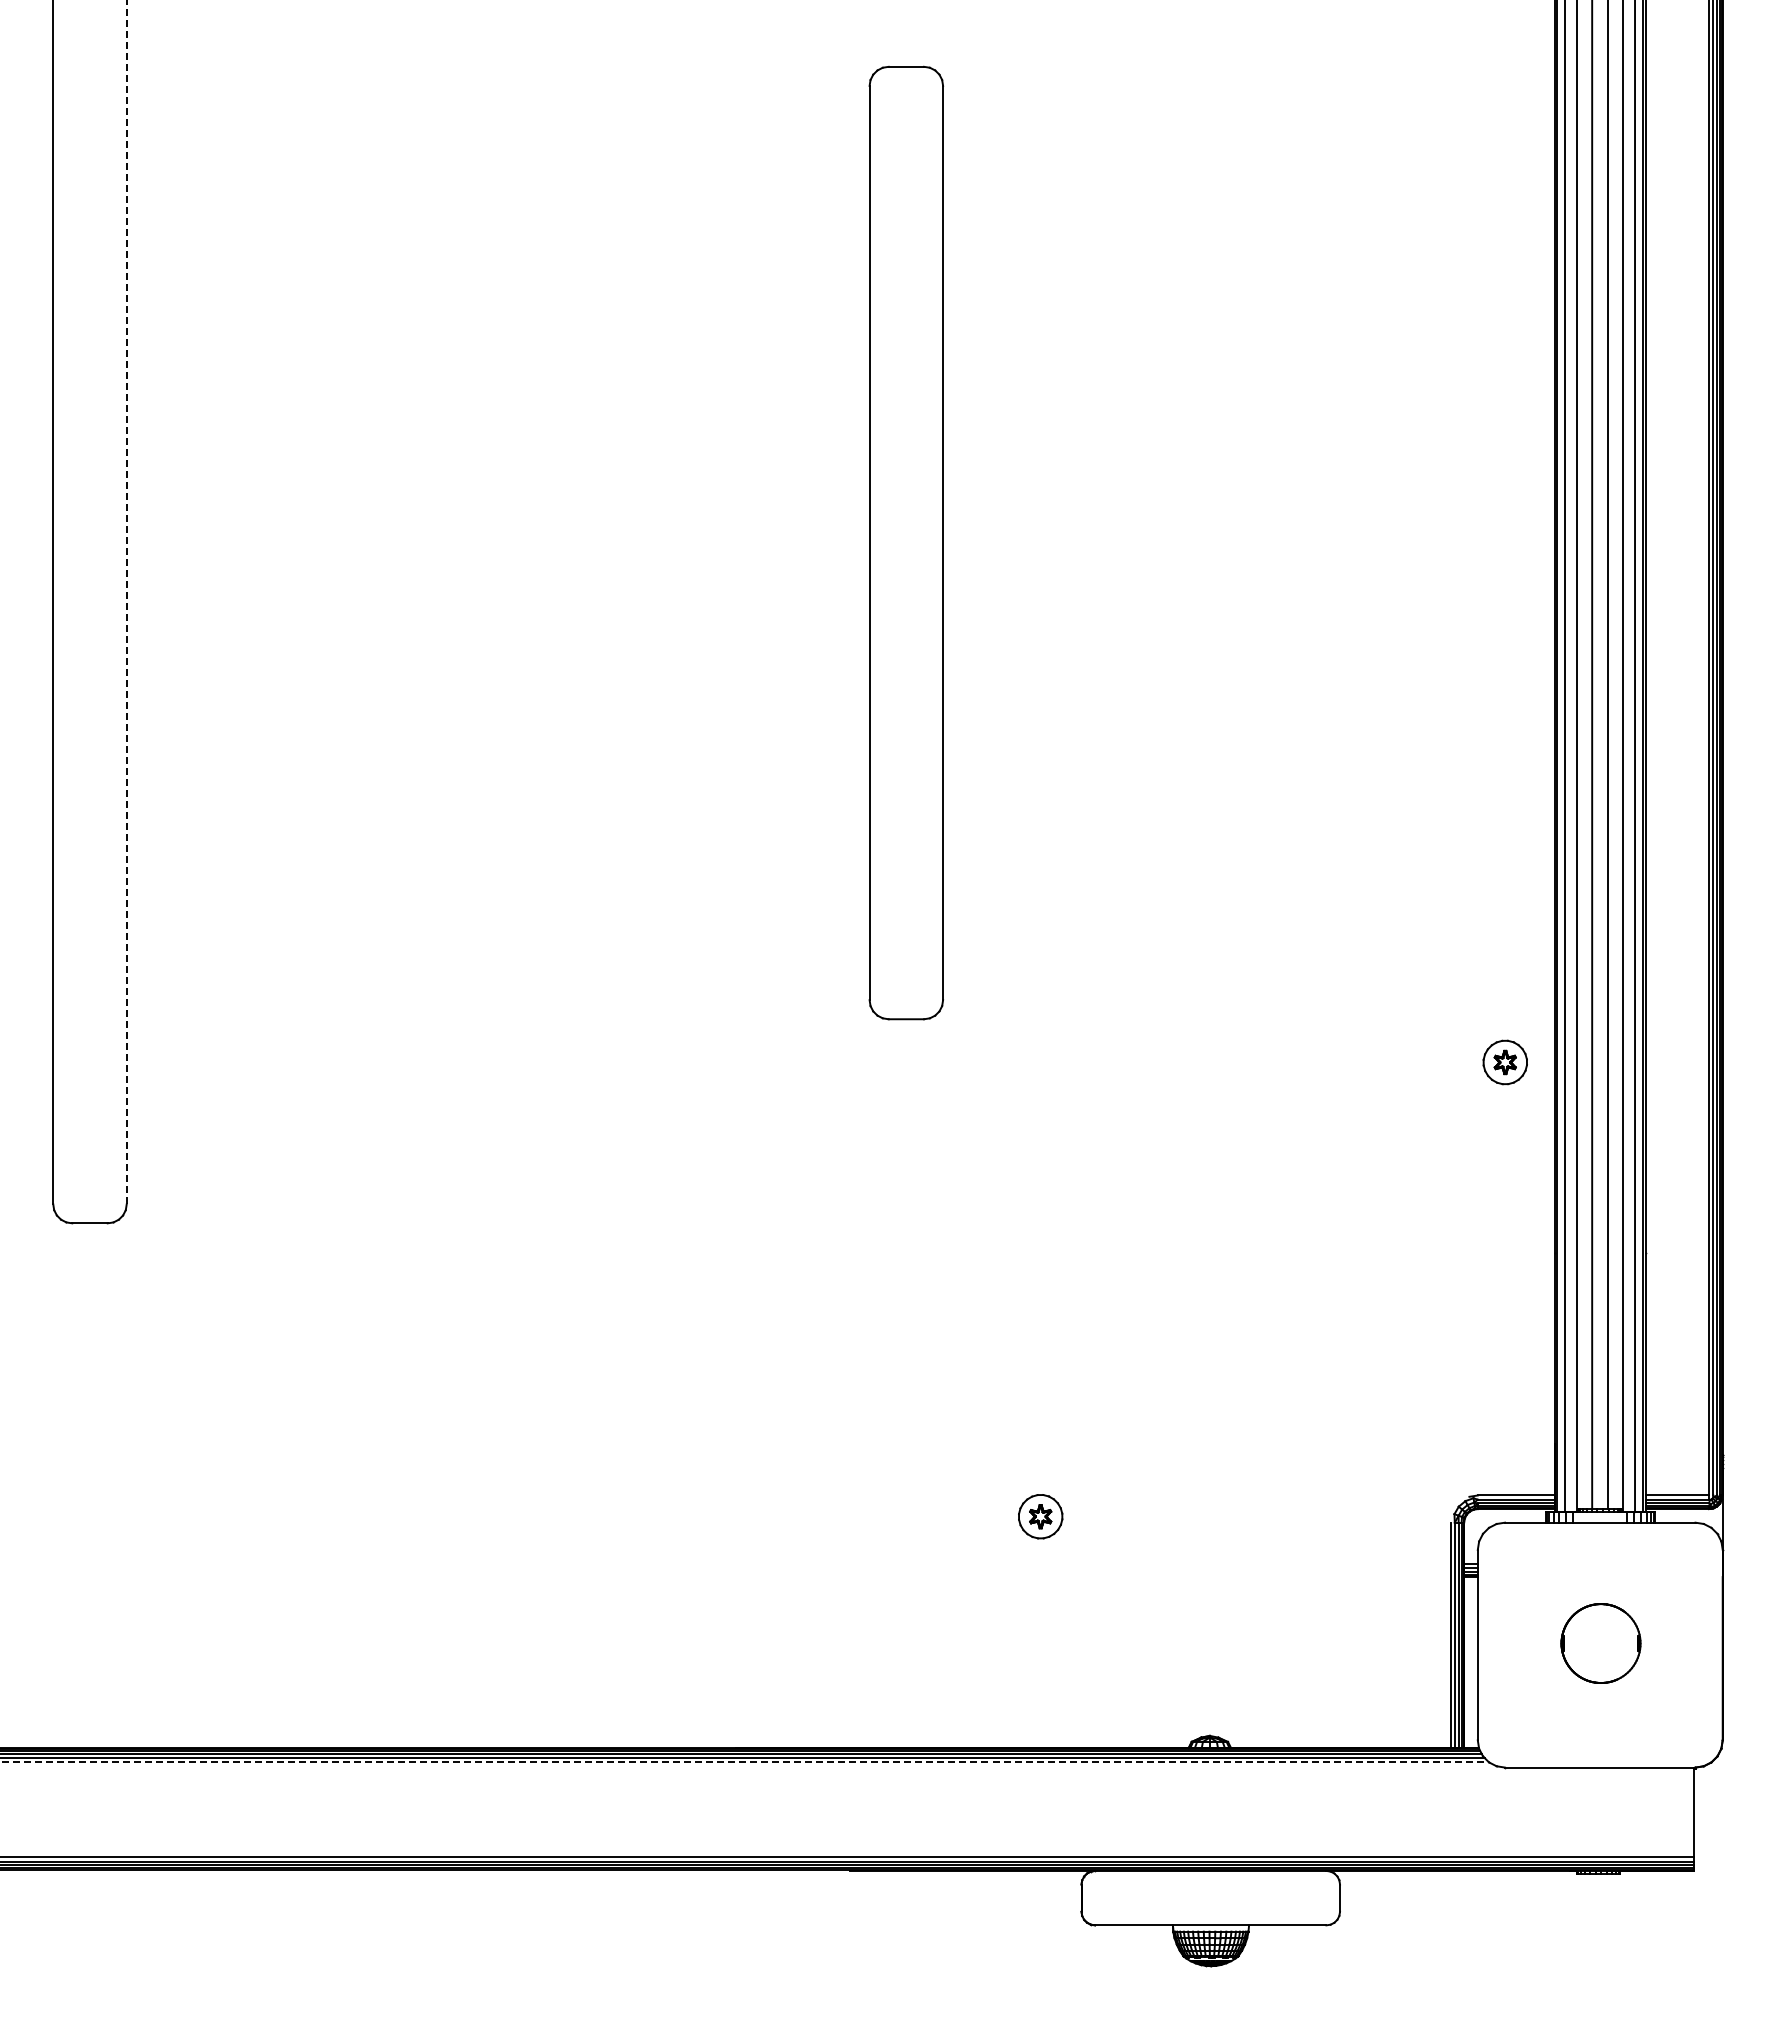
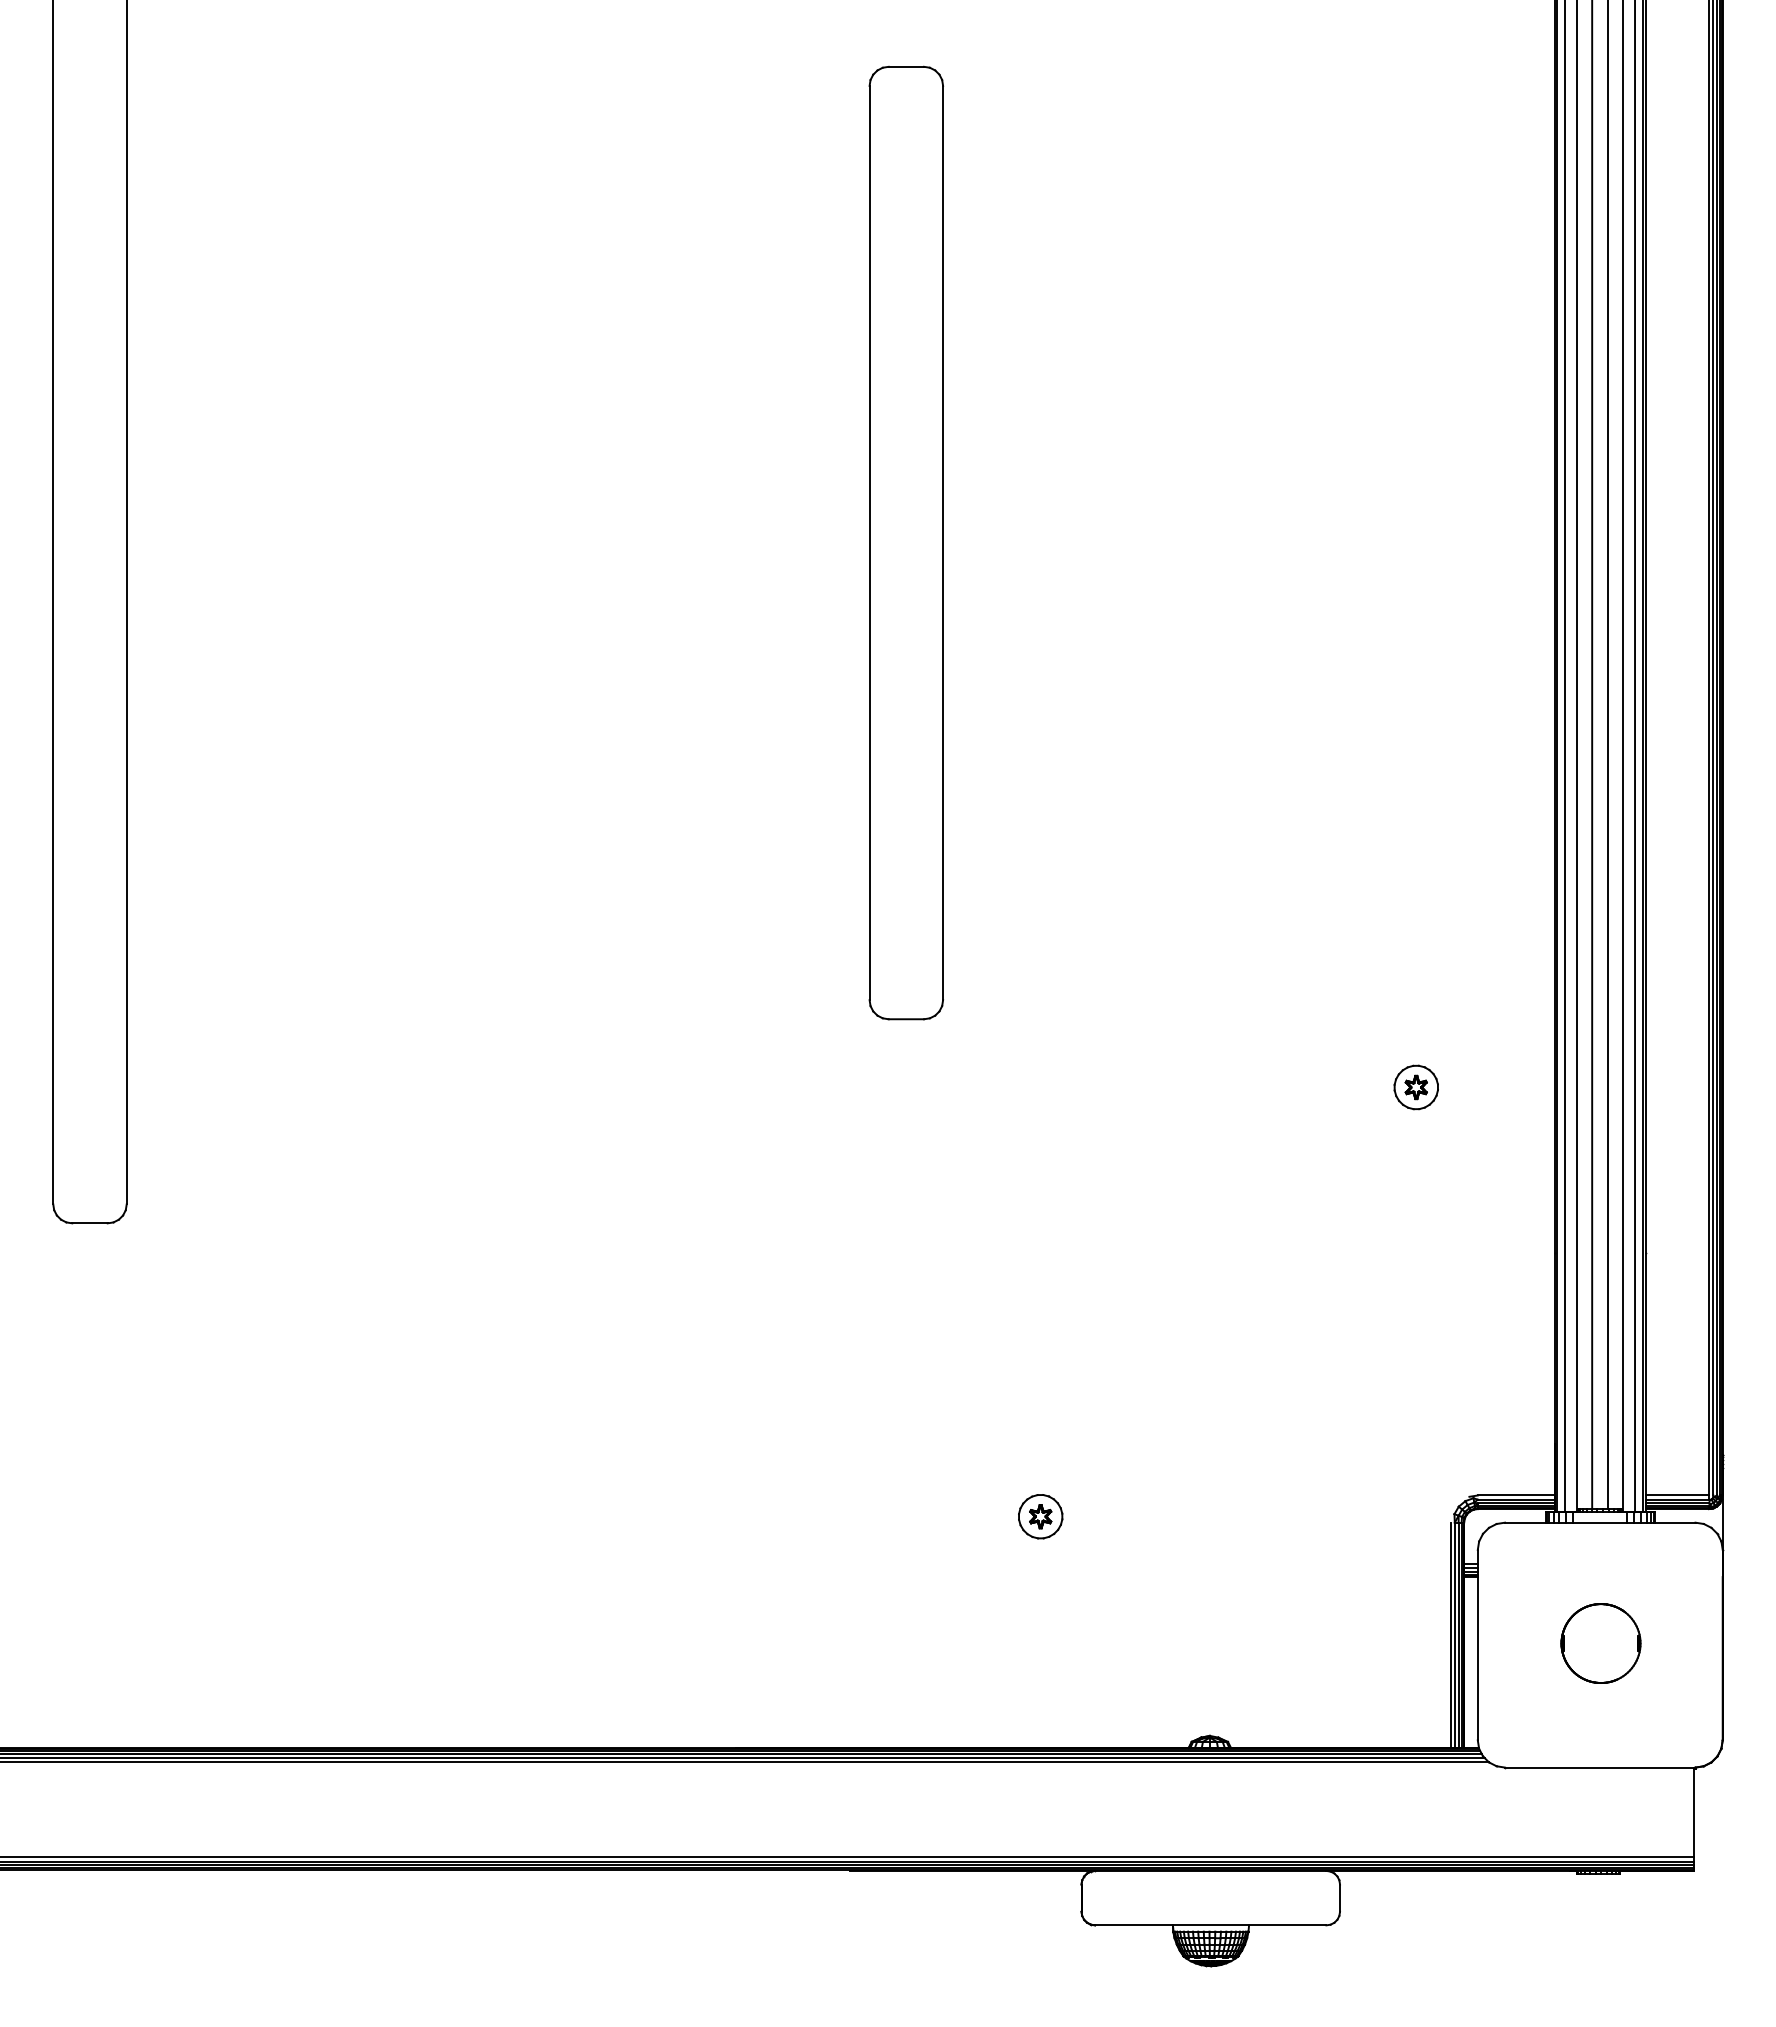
line: dashed -> solid (126, 602)
part position: (1504, 1062) -> (1415, 1087) (1415, 1087)
line: dashed -> solid (745, 1762)
